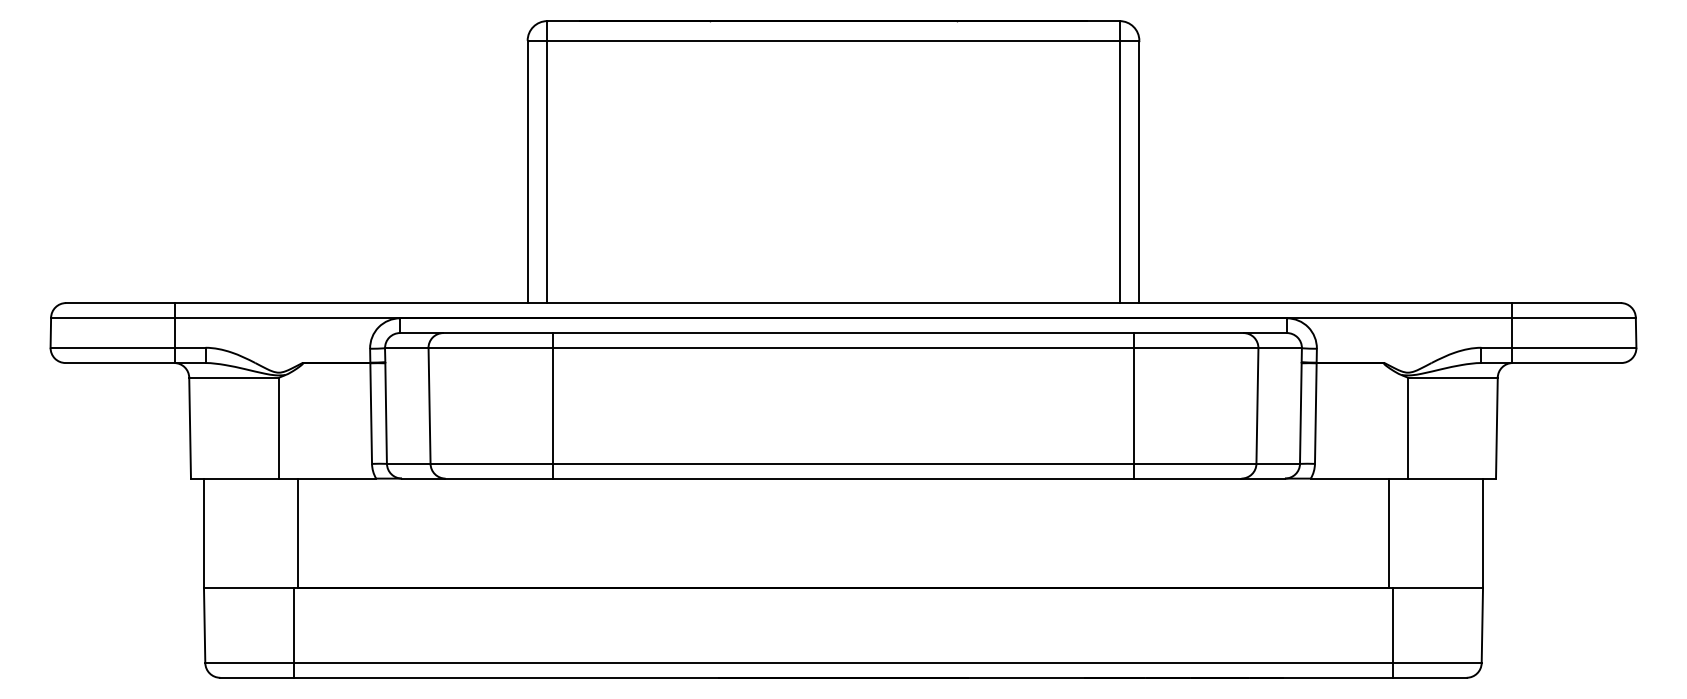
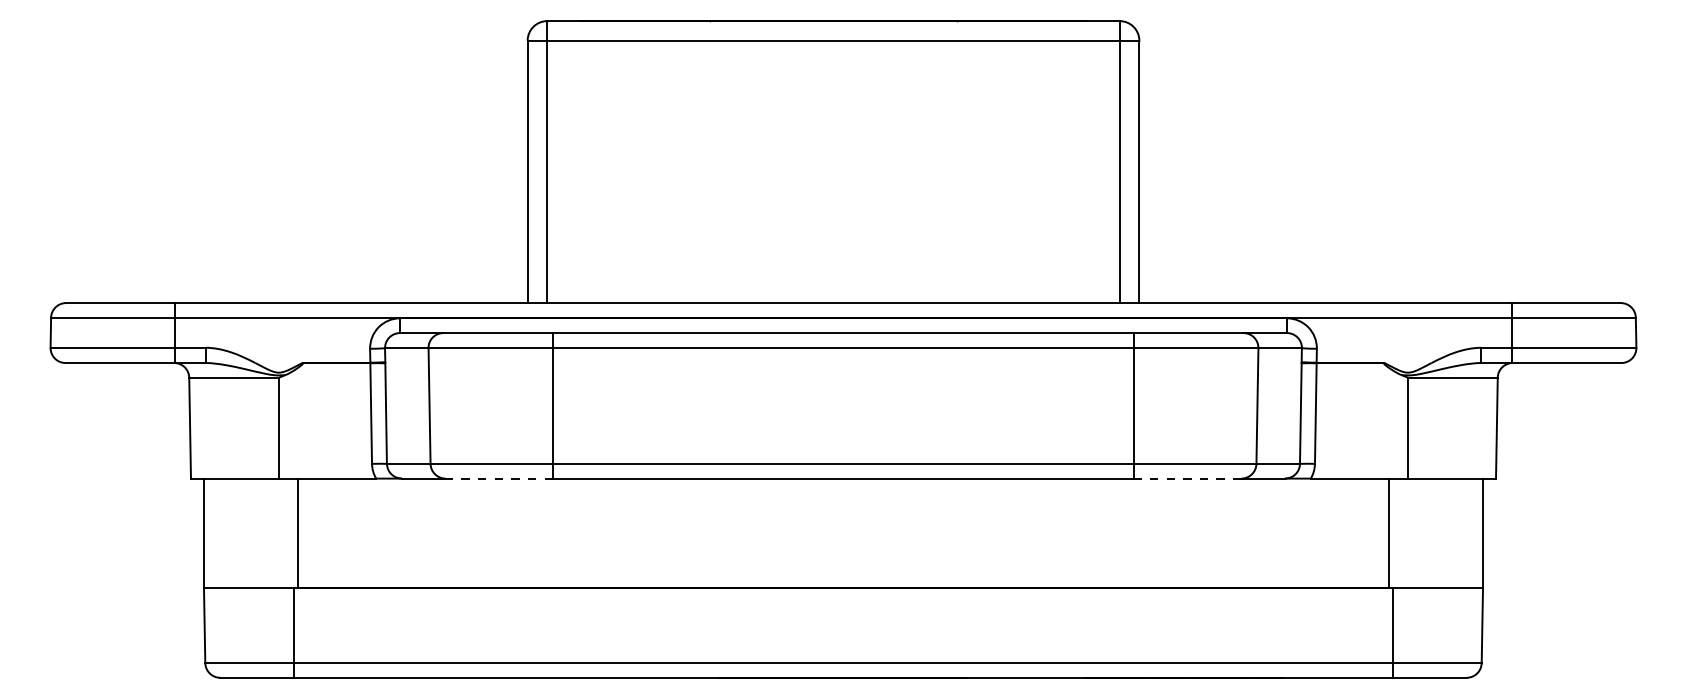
line: solid -> dashed (499, 478)
line: solid -> dashed (1187, 478)
